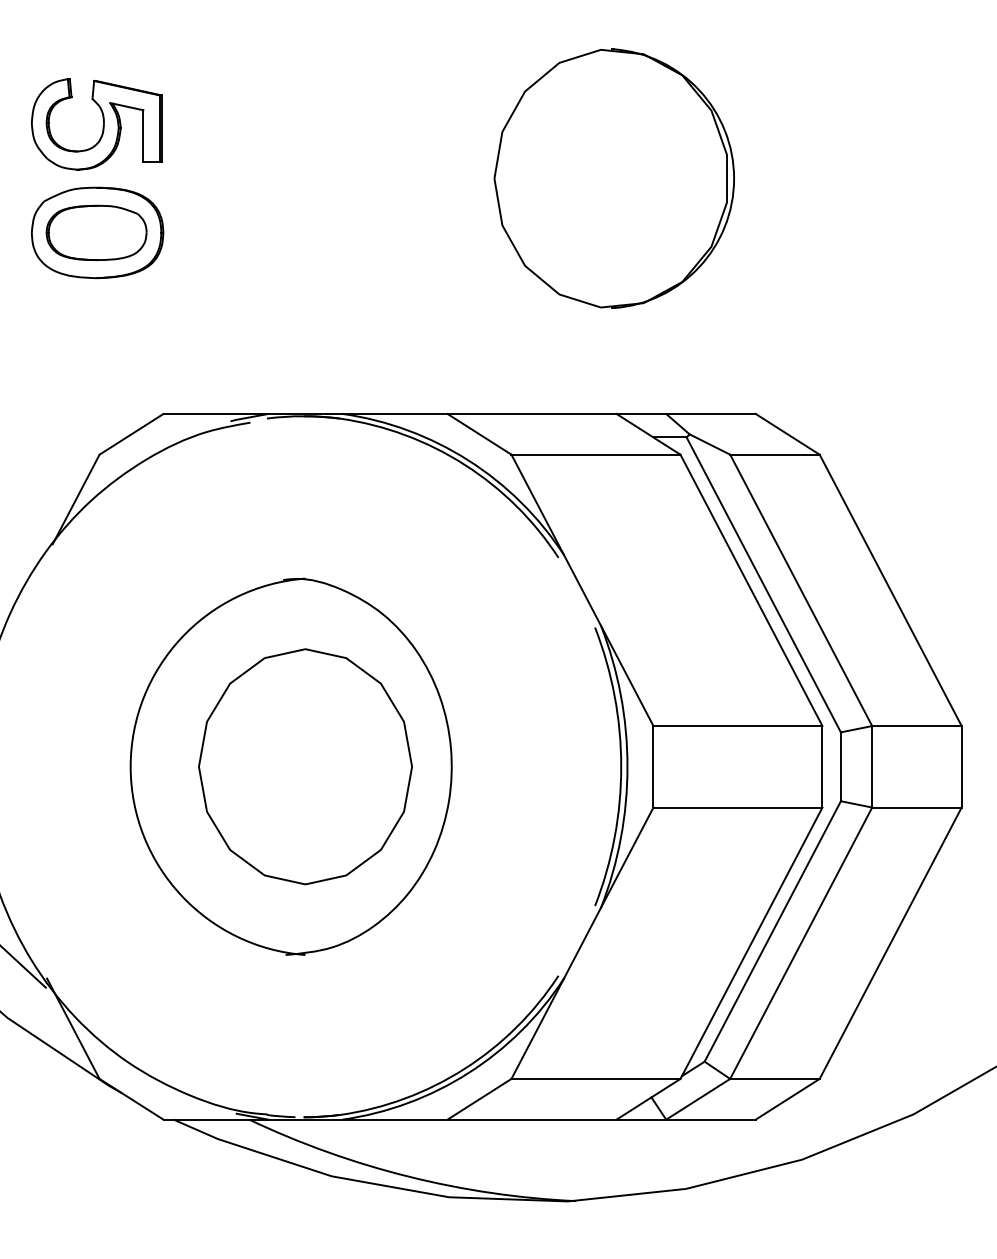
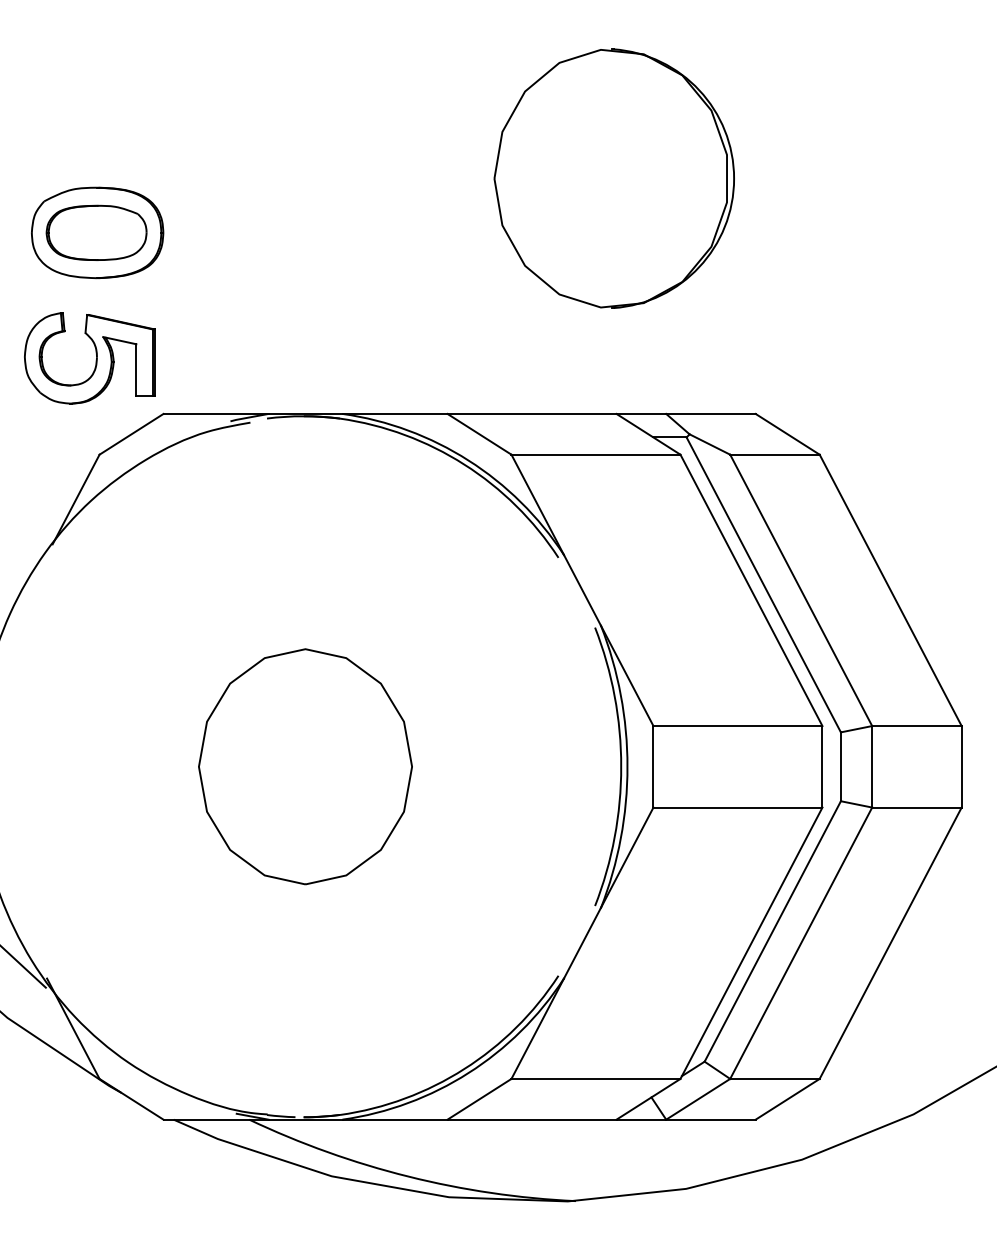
part position: (102, 126) -> (95, 360) (95, 360)
part: present -> none (290, 766)
